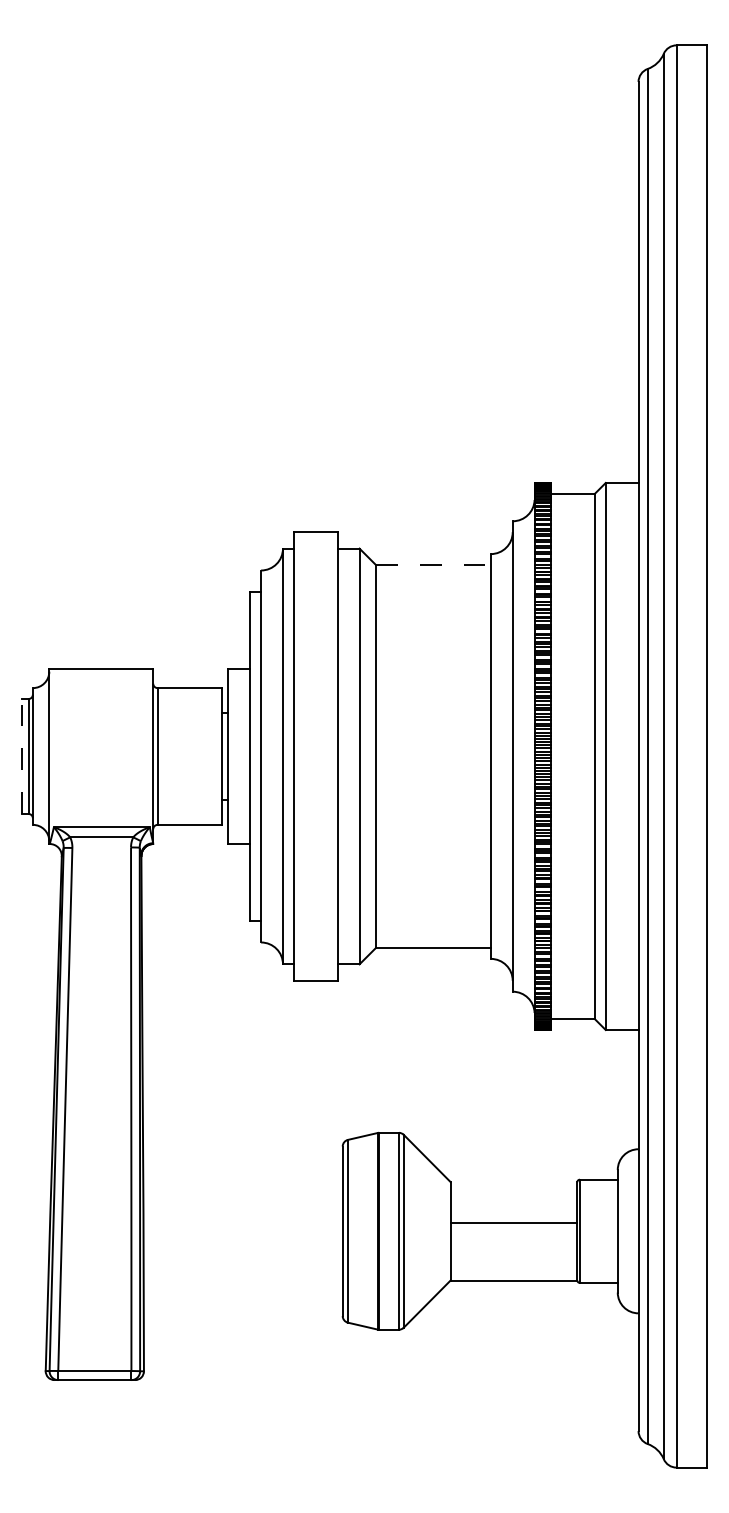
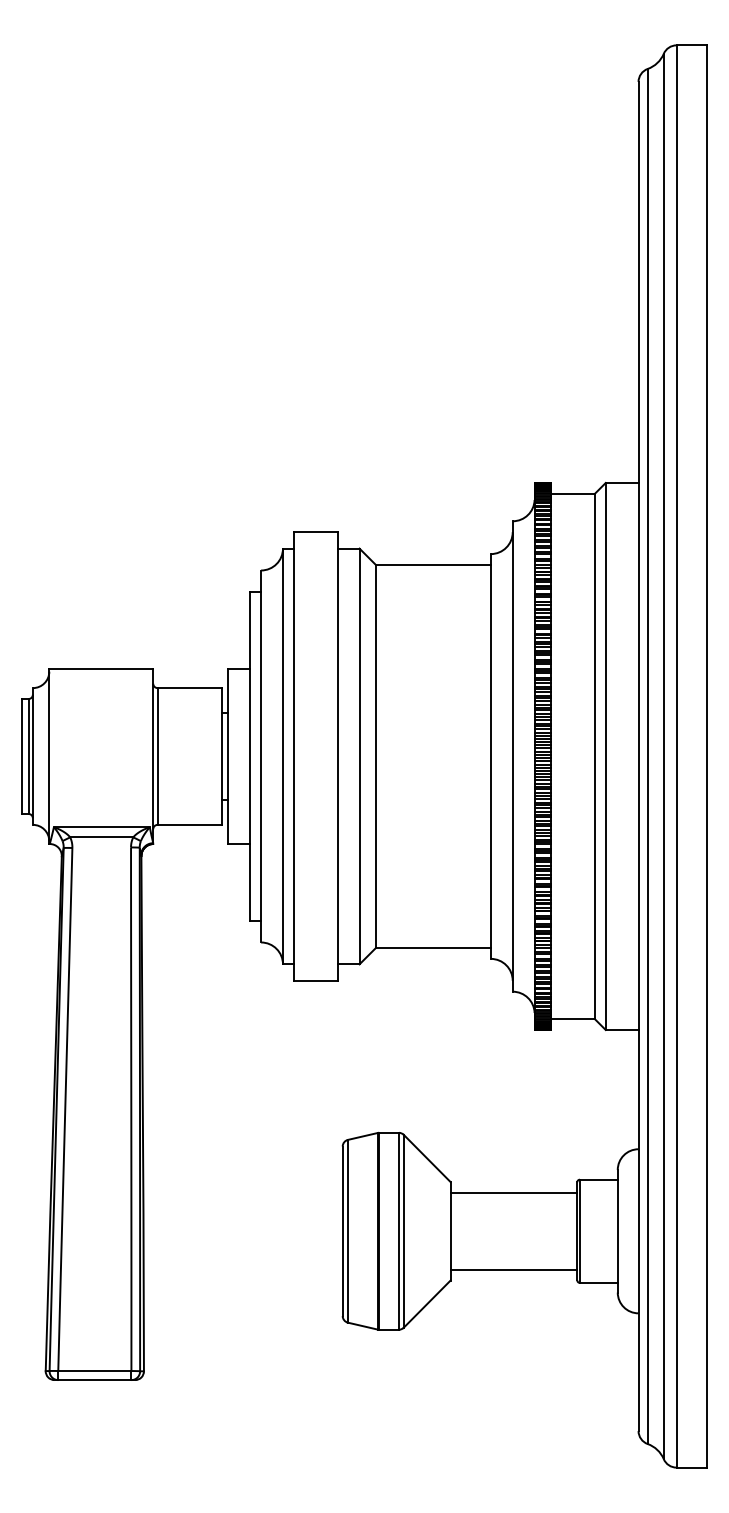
line: dashed -> solid (433, 565)
line: dashed -> solid (21, 755)
line position: (513, 1222) -> (513, 1192) (513, 1192)
line position: (513, 1281) -> (513, 1270) (513, 1270)
